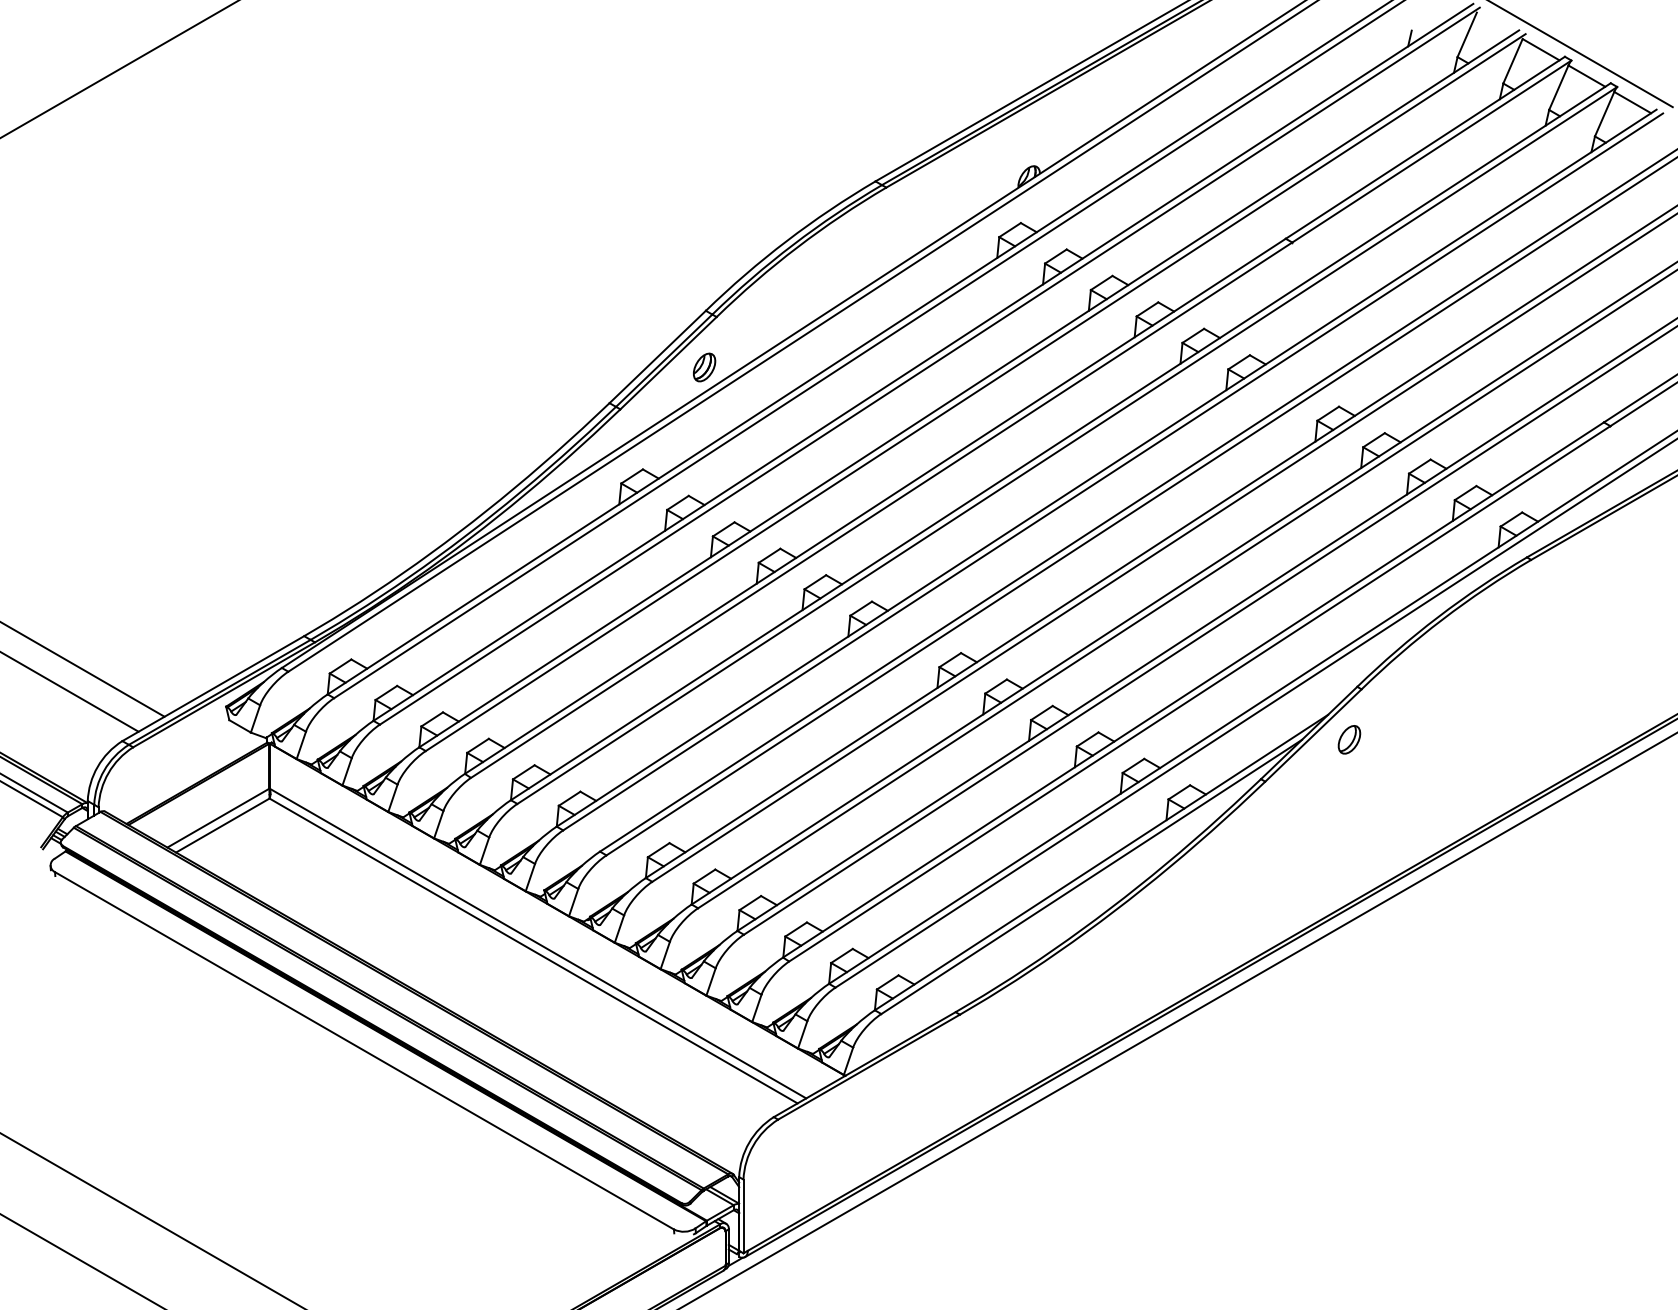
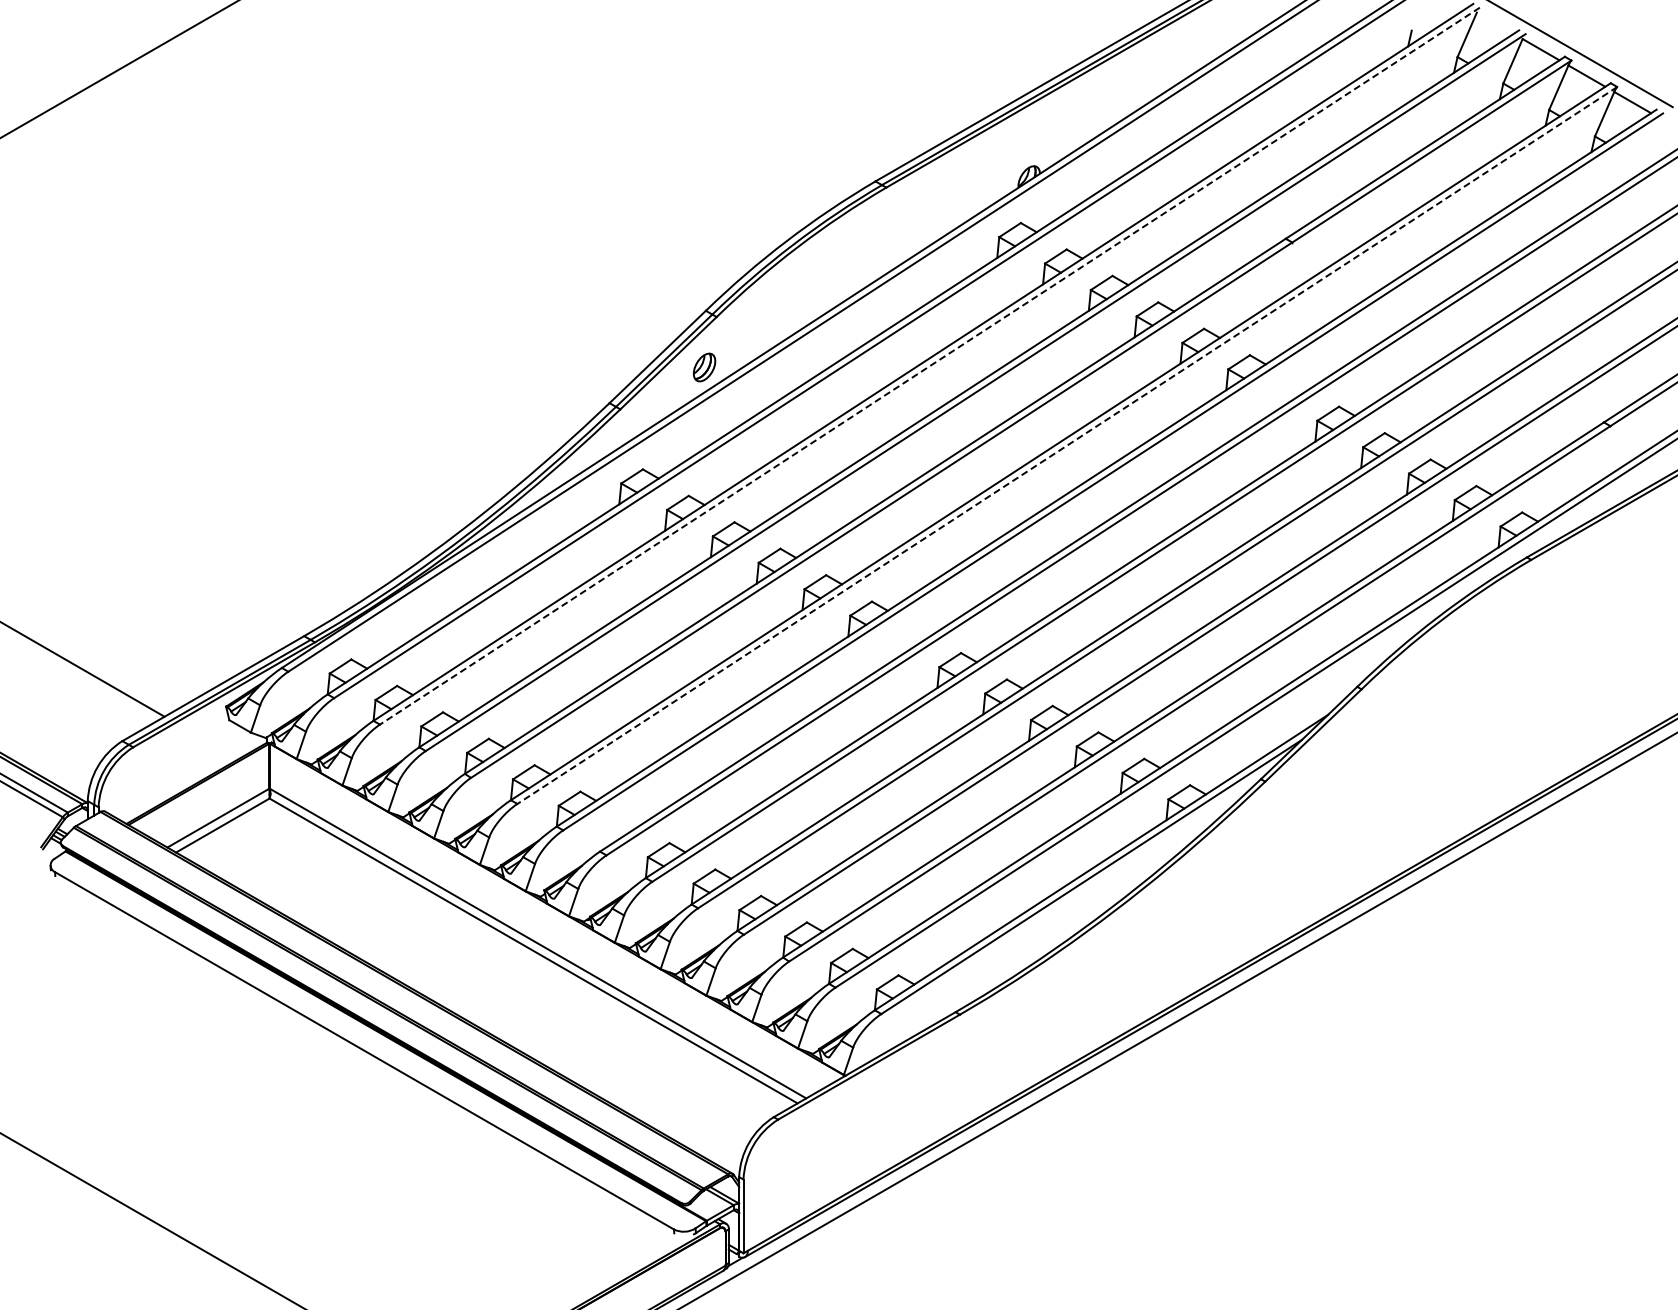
line: solid -> dashed (929, 366)
line: solid -> dashed (1066, 445)
line: present -> none (70, 692)
part: present -> none (1349, 739)
line: present -> none (81, 1260)
